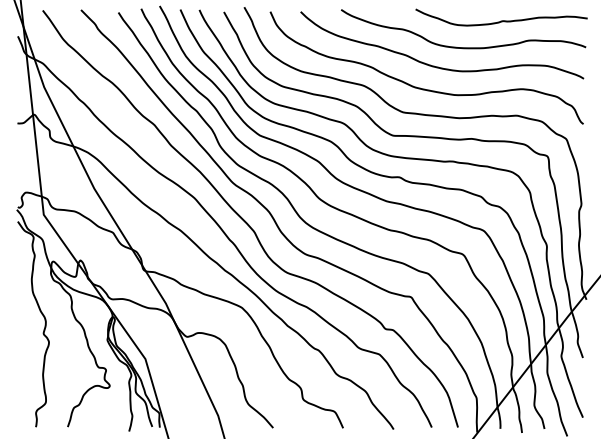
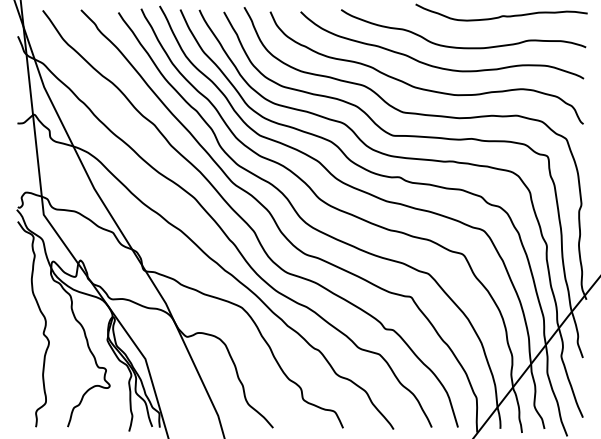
curve position: (501, 20) -> (501, 15) (501, 15)
